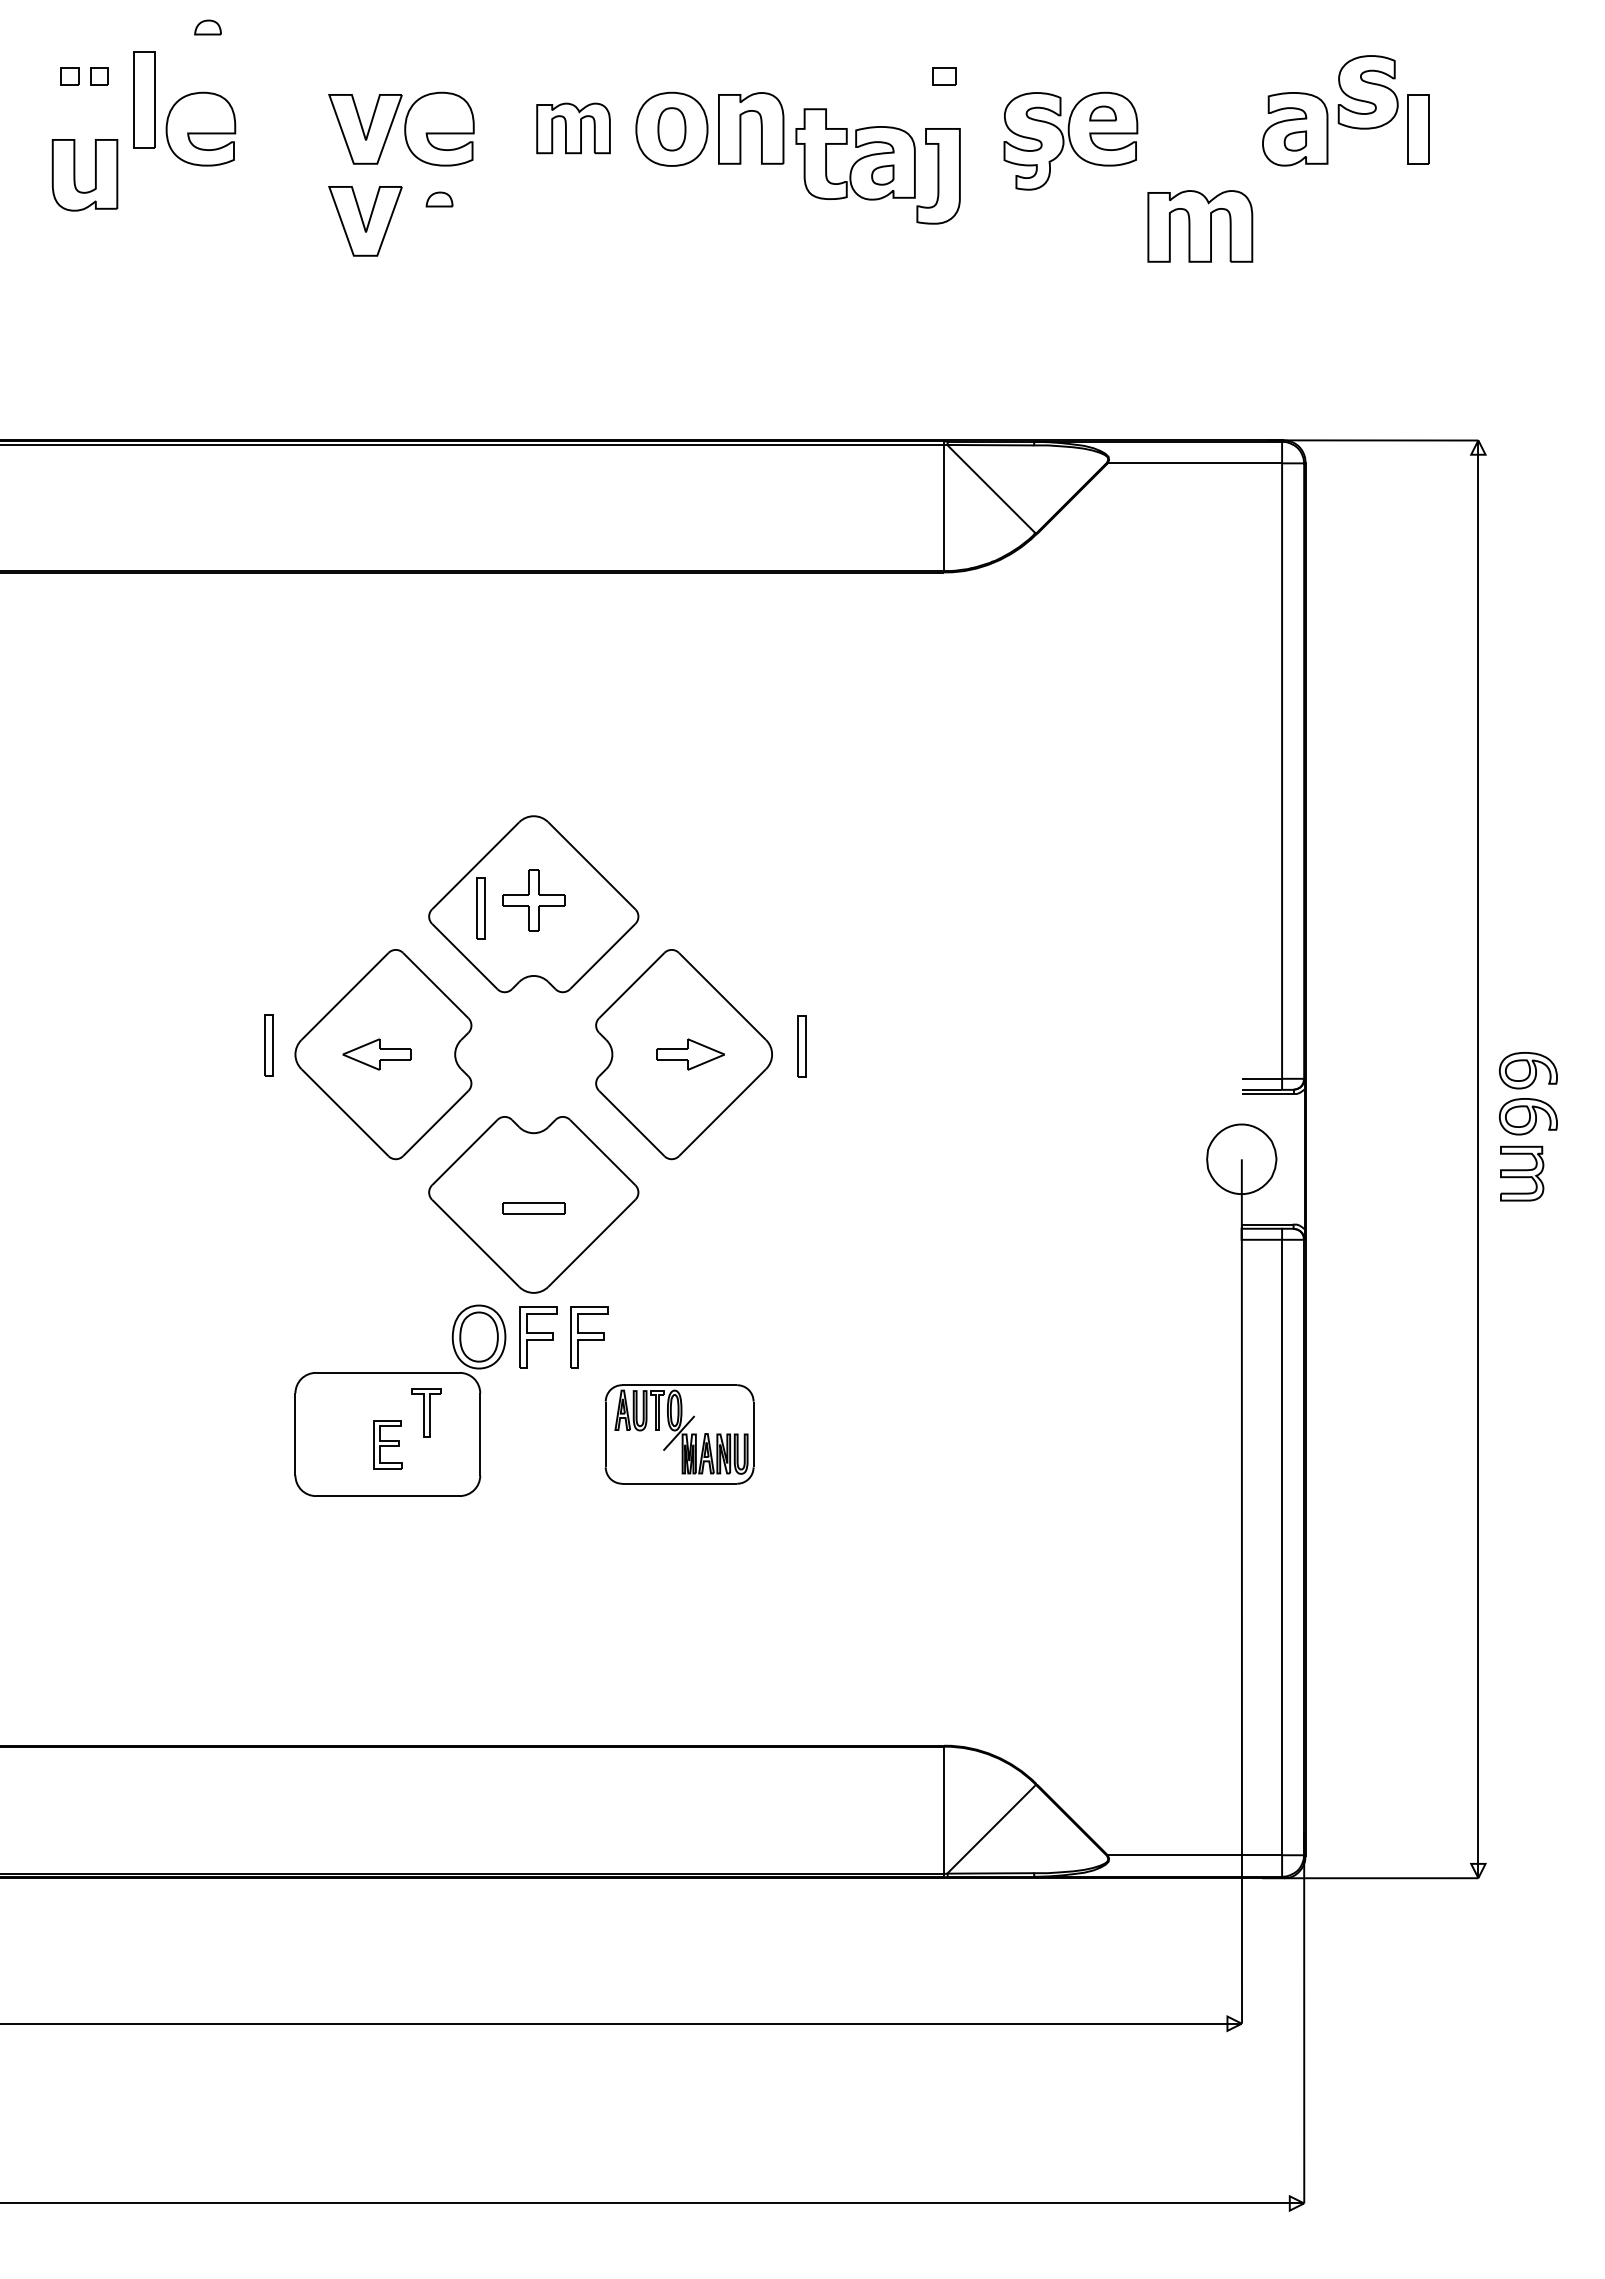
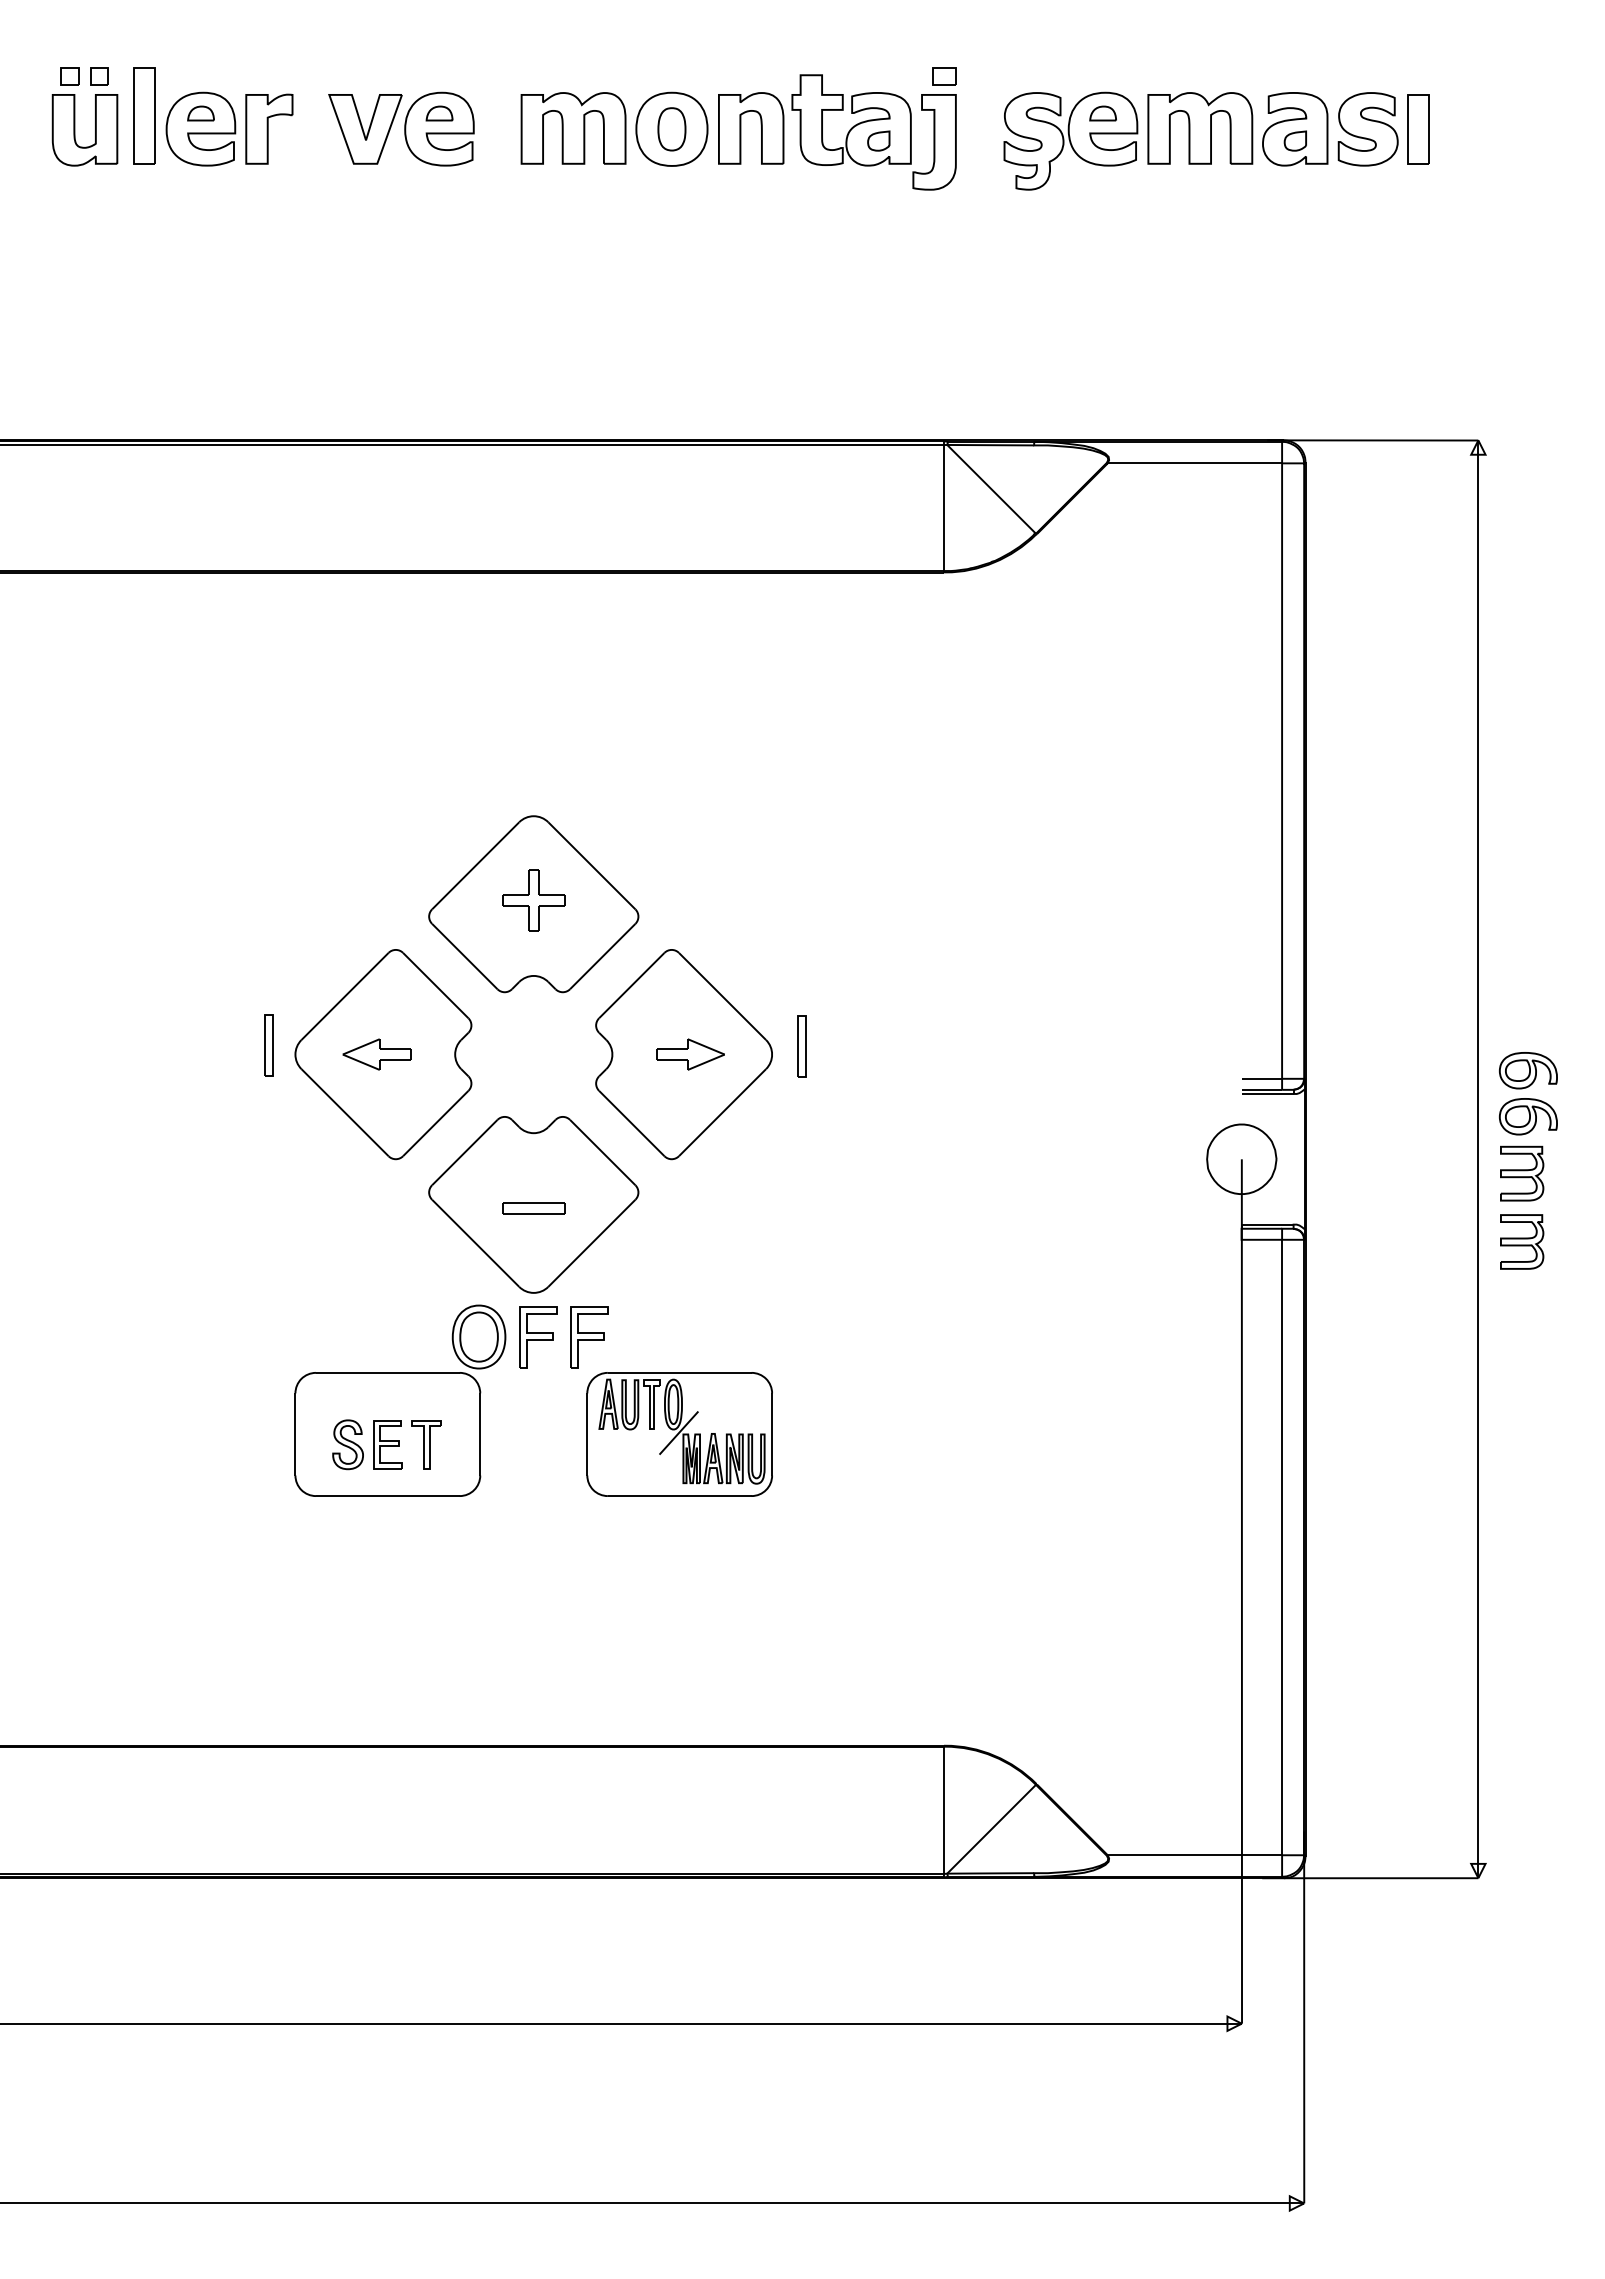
part position: (207, 27) -> (200, 113) (200, 113)
part position: (1367, 92) -> (1367, 129) (1367, 129)
part position: (144, 99) -> (144, 115) (144, 115)
part: none -> present (269, 128)
part size: 75x53 px -> 107x73 px (573, 128)
part position: (877, 166) -> (873, 132) (873, 132)
part position: (75, 175) -> (75, 130) (75, 130)
part position: (439, 199) -> (439, 113) (439, 113)
part: present -> none (365, 221)
part position: (1200, 226) -> (1200, 128) (1200, 128)
part: present -> none (480, 908)
part: none -> present (1522, 1241)
part position: (426, 1412) -> (426, 1444) (426, 1444)
part size: 151x101 px -> 187x125 px (679, 1434)
part: none -> present (347, 1444)
